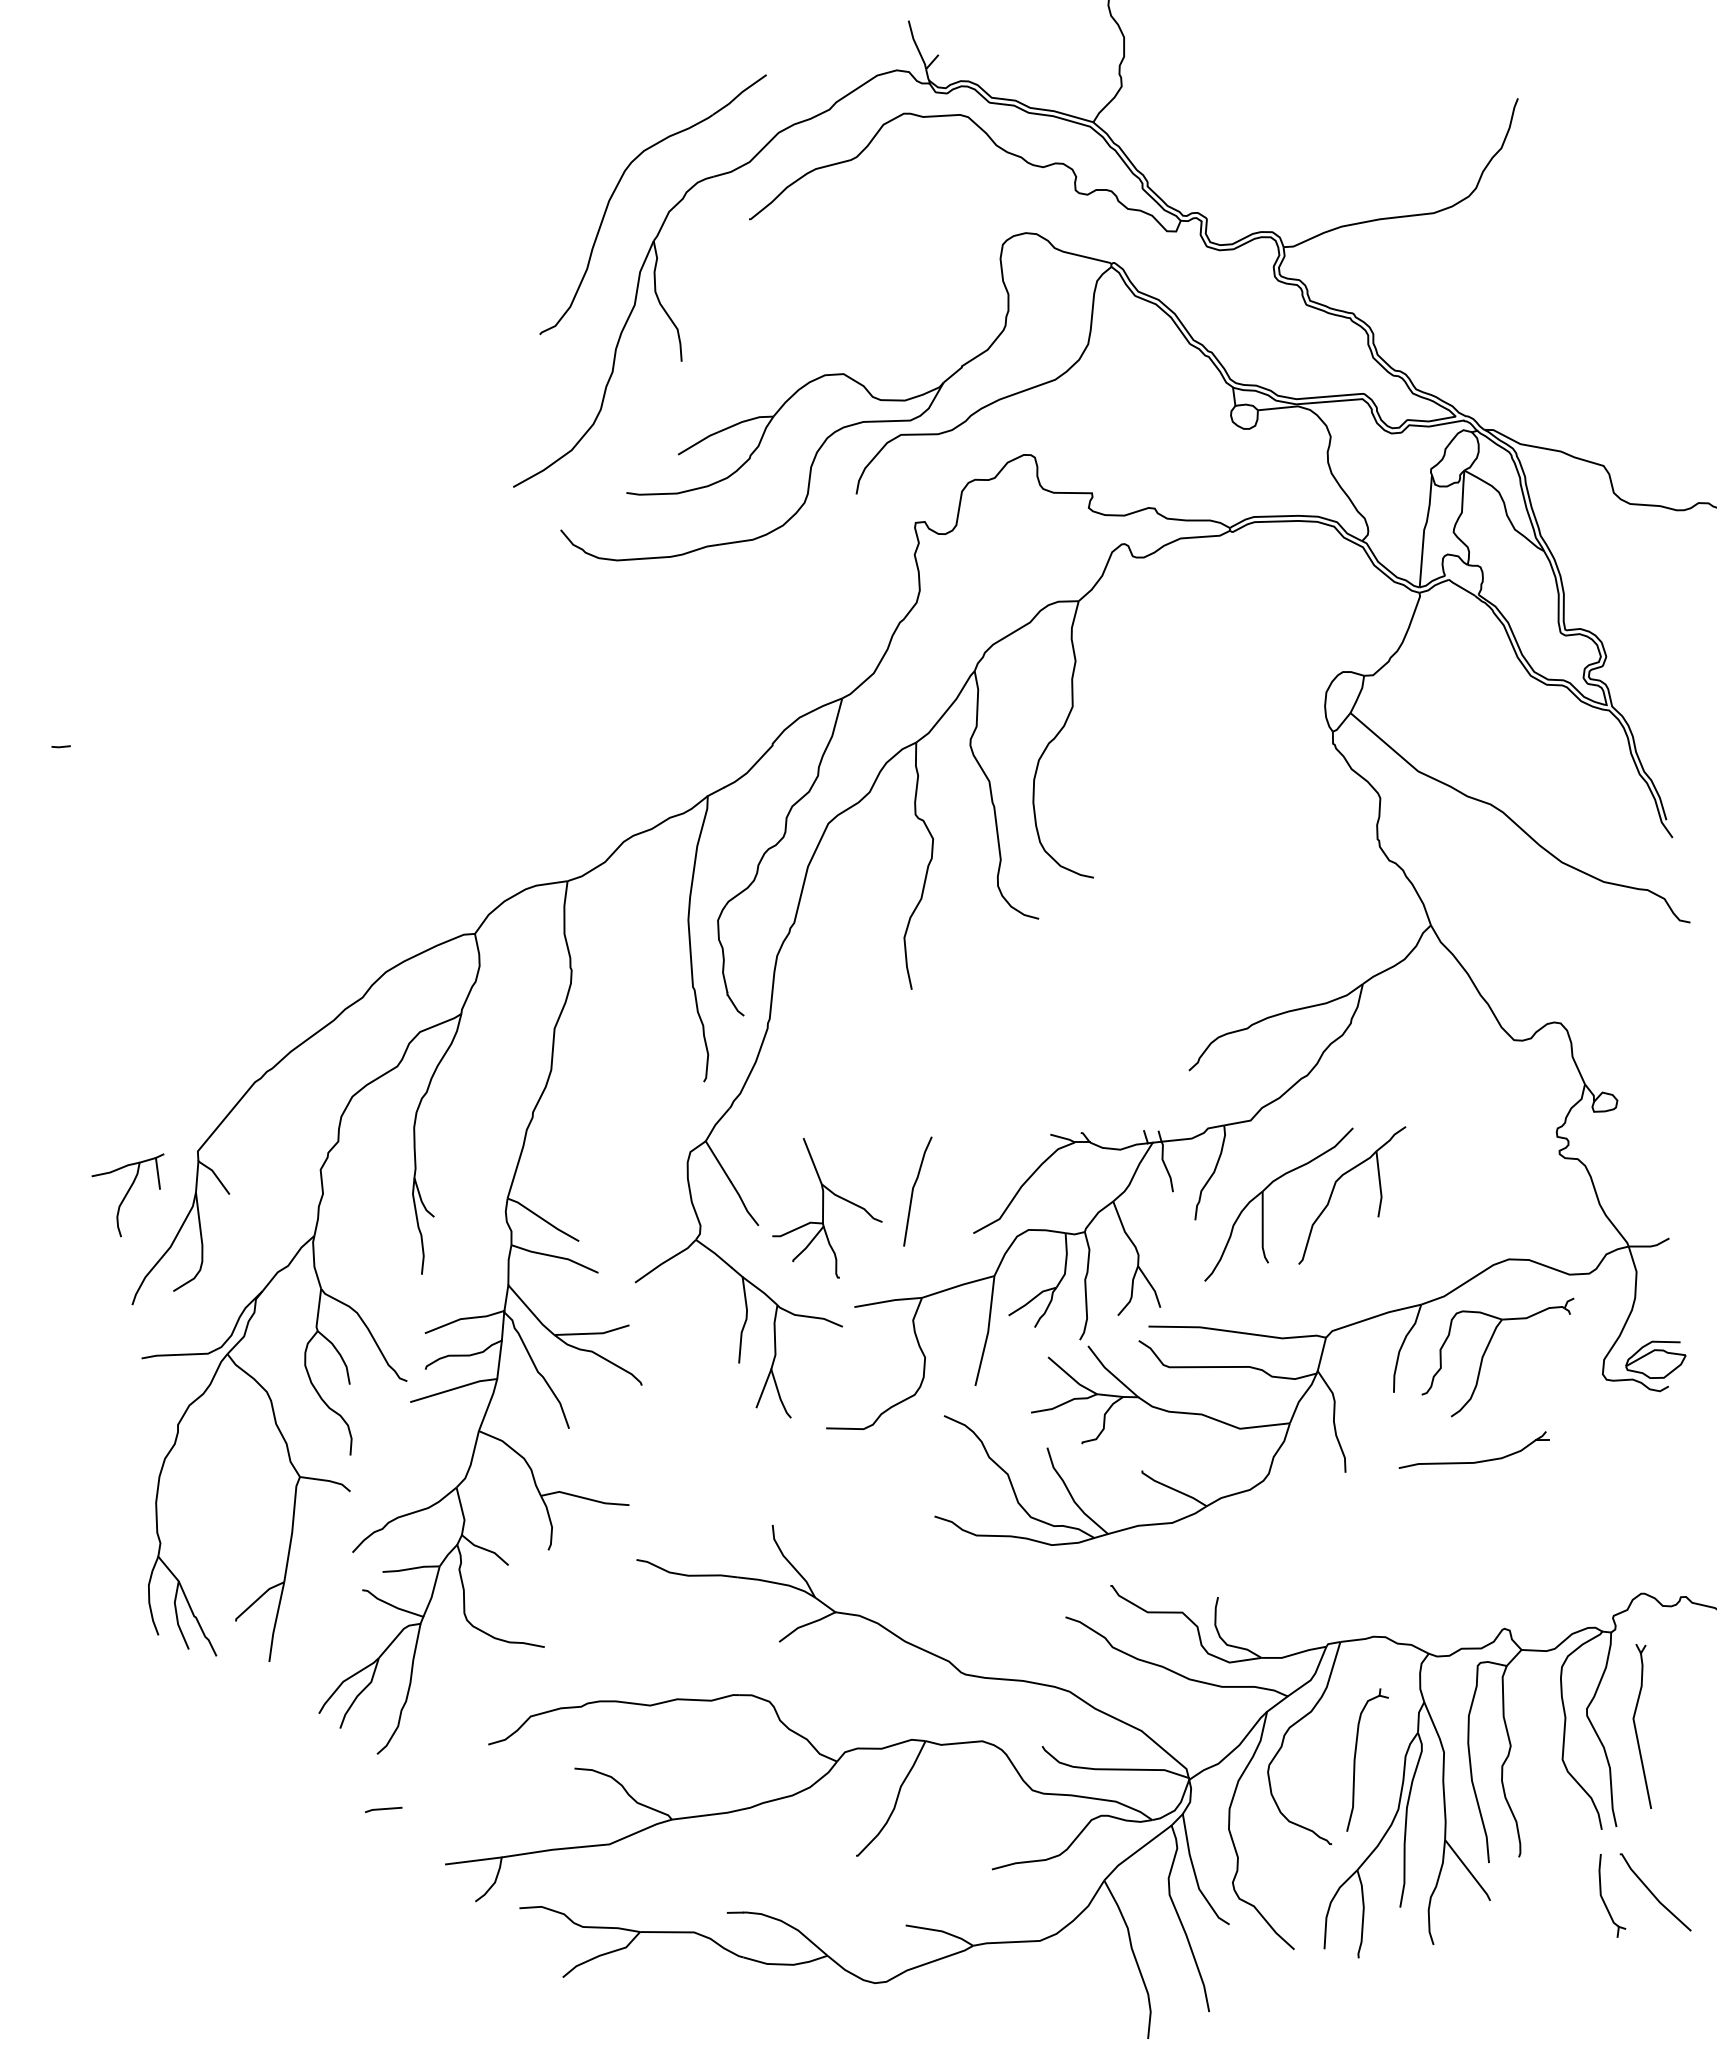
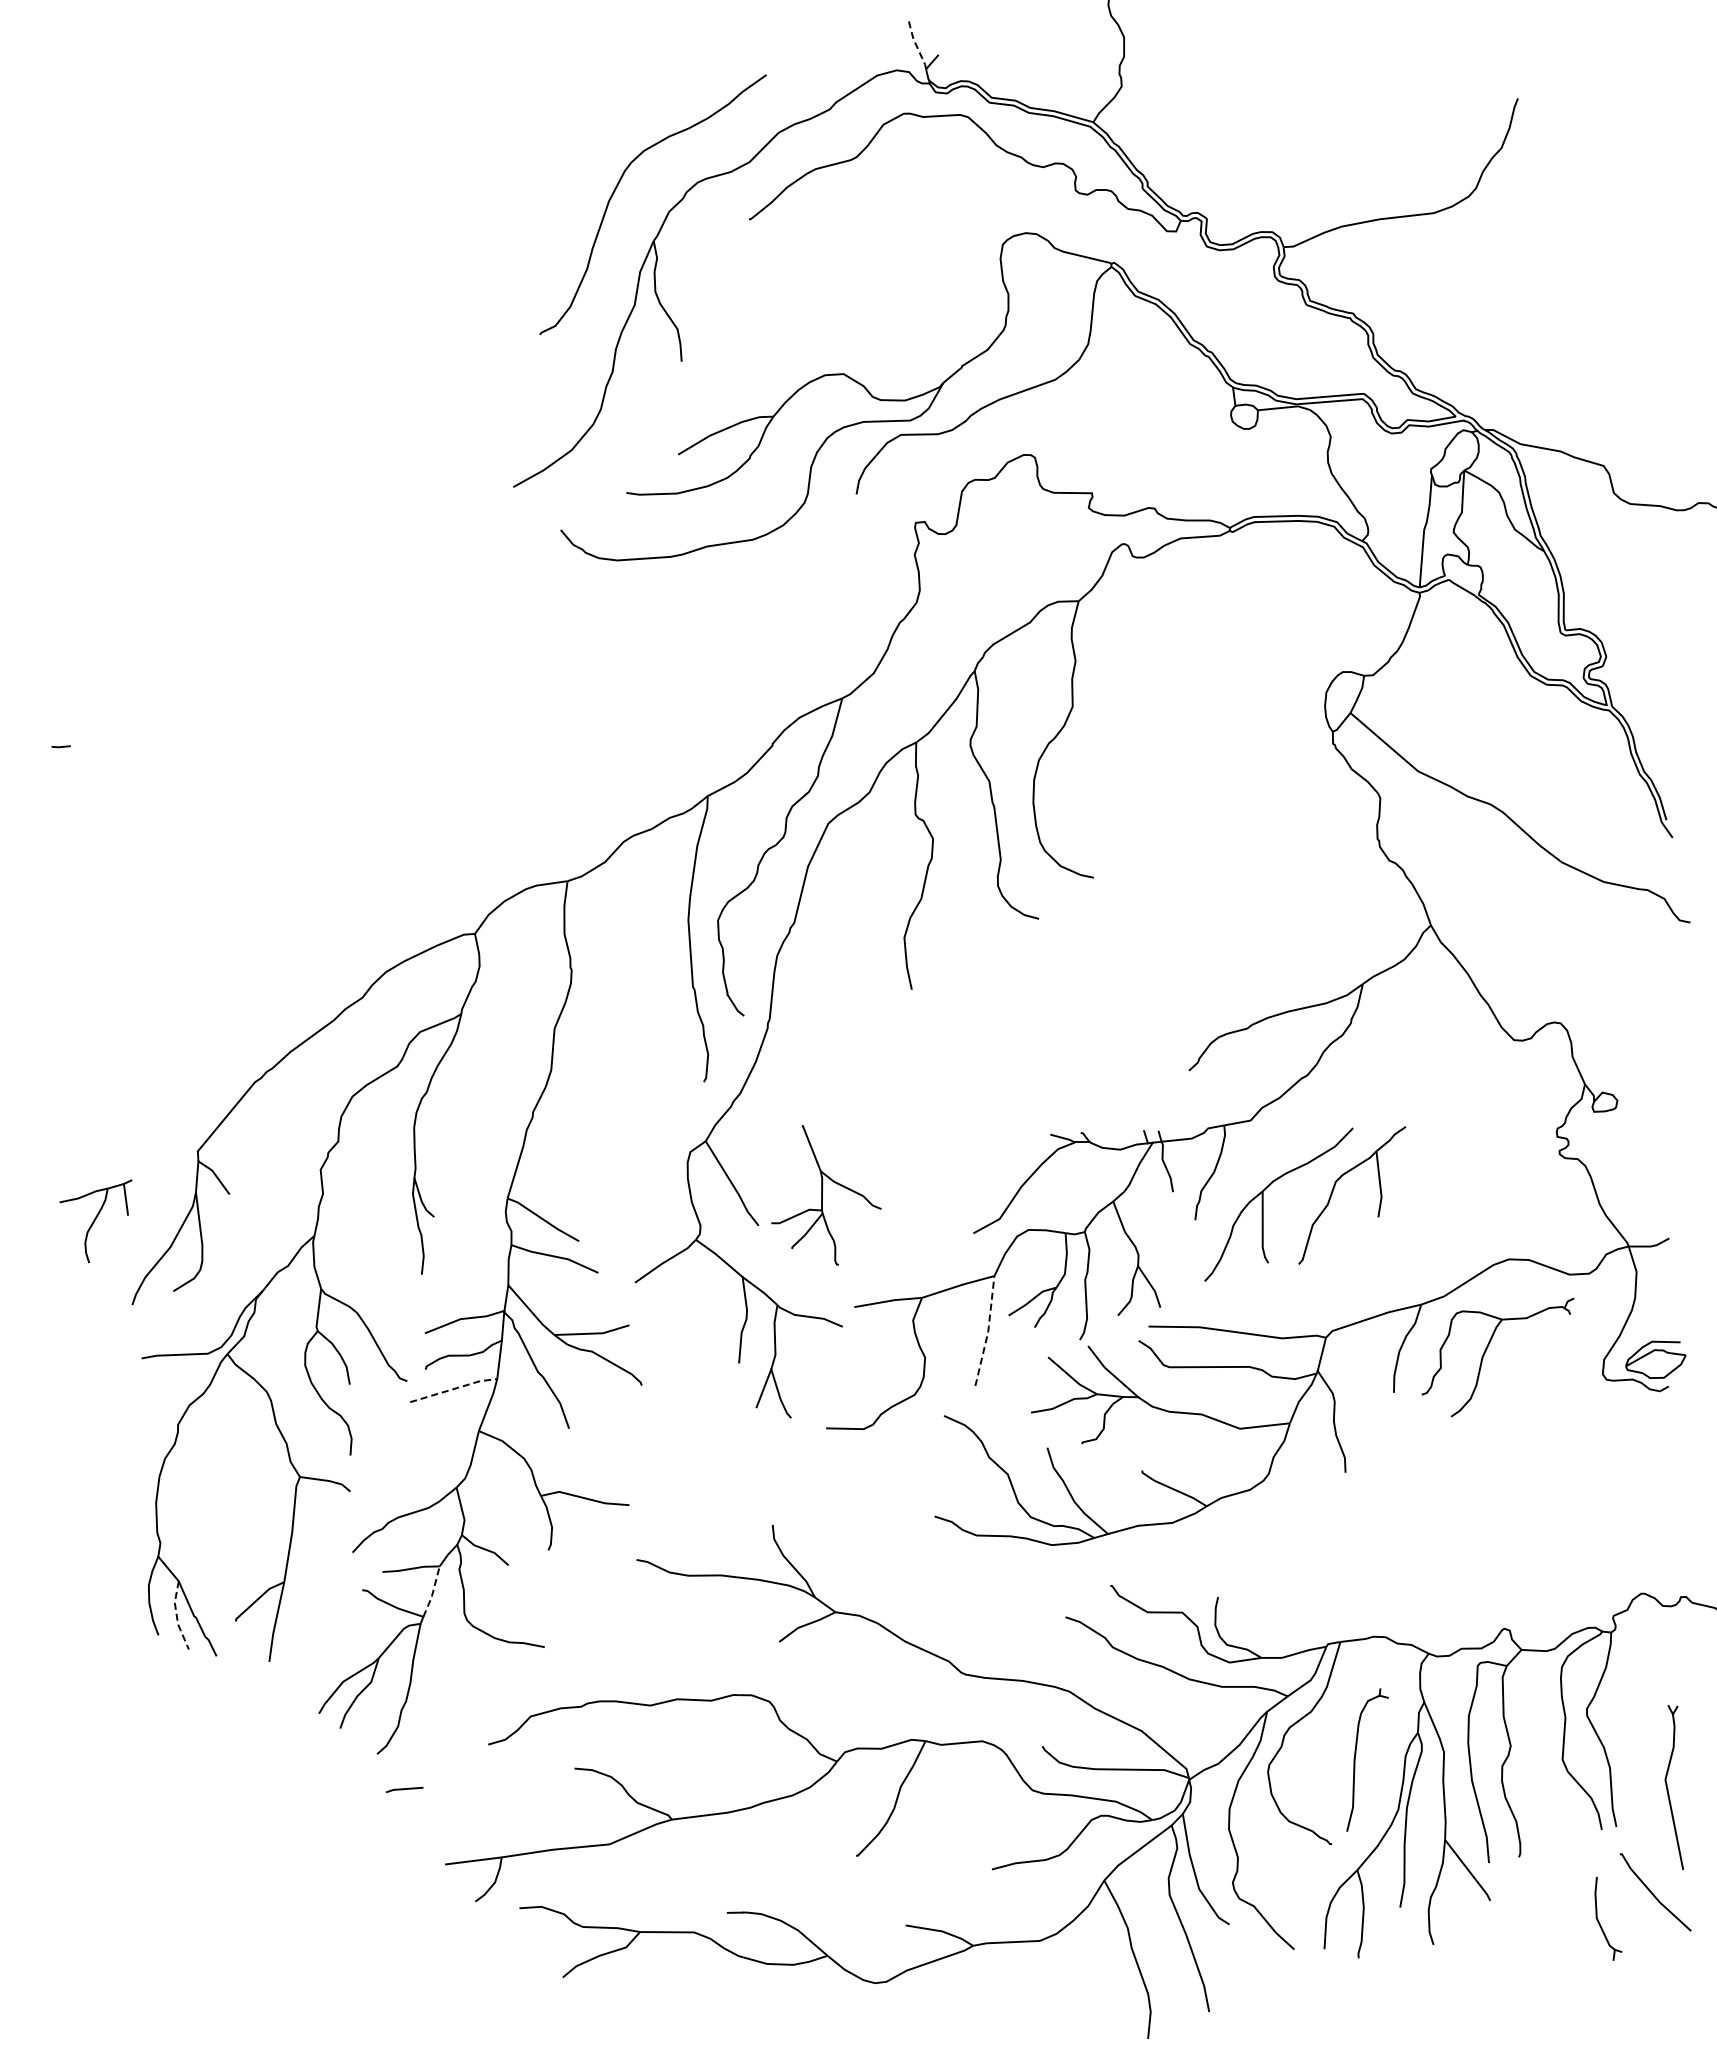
line: solid -> dashed (916, 45)
line: present -> none (913, 1191)
part position: (127, 1195) -> (95, 1221) (95, 1221)
part position: (827, 1208) -> (826, 1195) (826, 1195)
line: solid -> dashed (988, 1332)
line: solid -> dashed (454, 1388)
part: present -> none (1474, 1461)
line: solid -> dashed (433, 1591)
line: solid -> dashed (176, 1616)
part position: (1641, 1726) -> (1673, 1787) (1673, 1787)
line position: (383, 1809) -> (404, 1789) (404, 1789)
part position: (1604, 1900) -> (1600, 1923) (1600, 1923)
